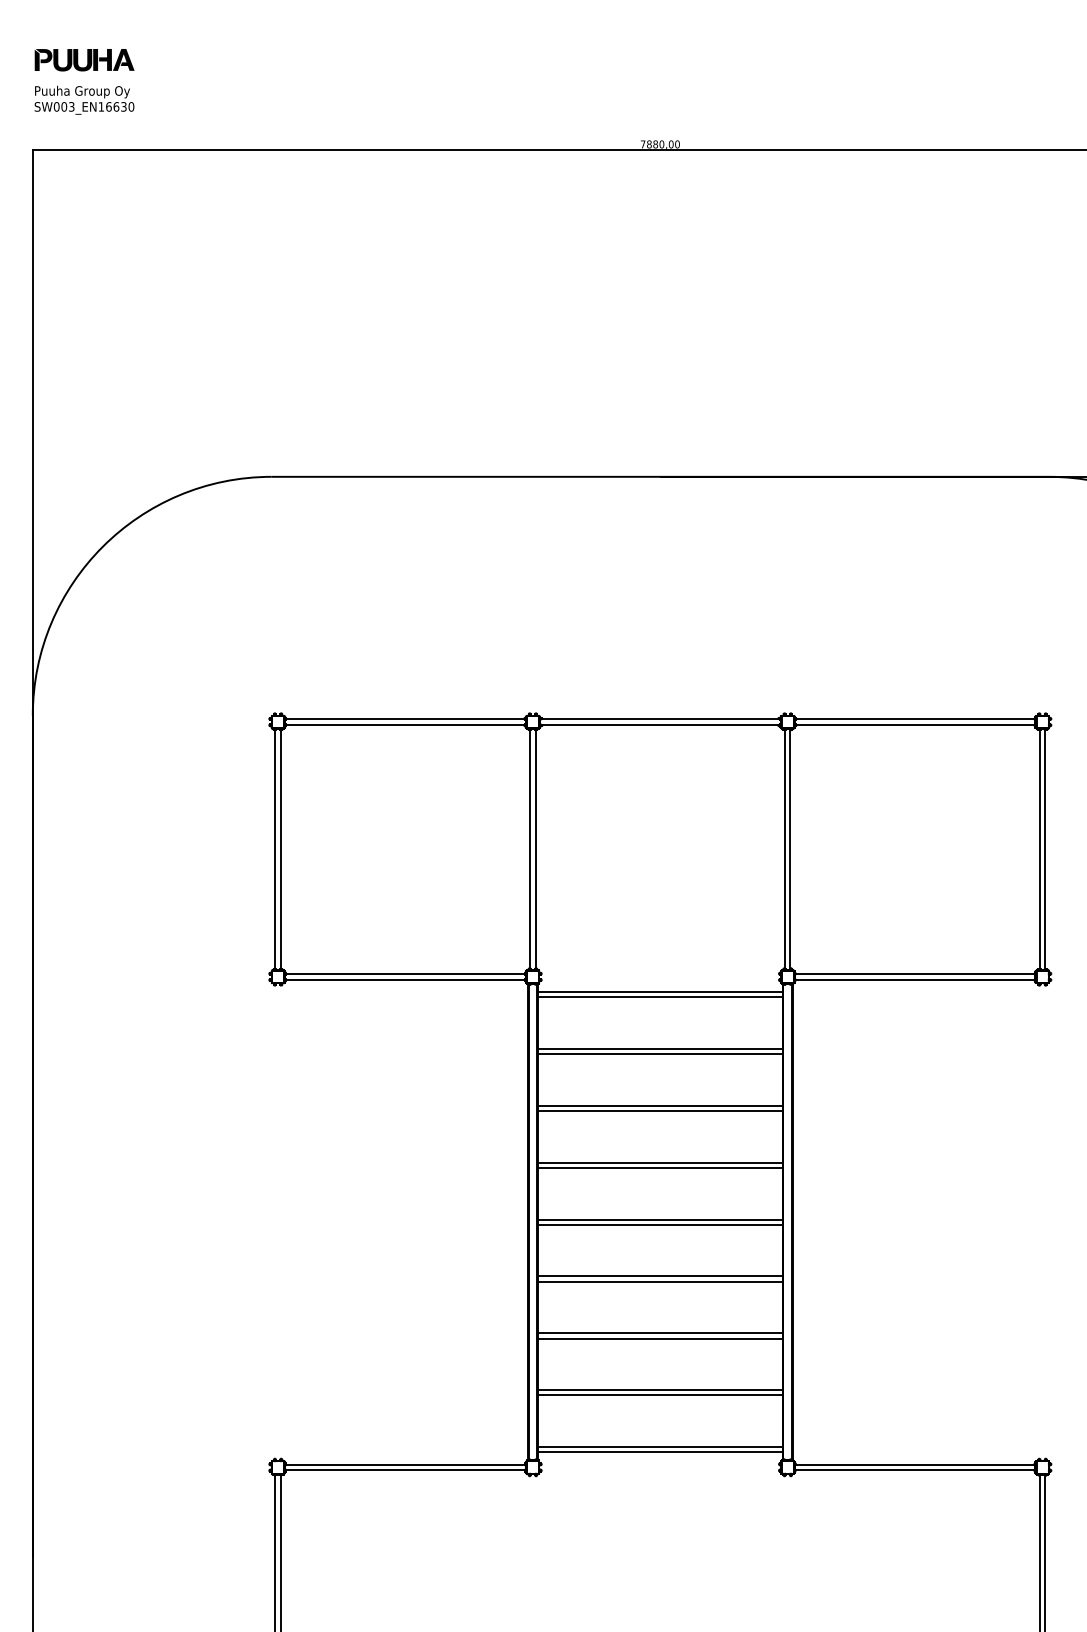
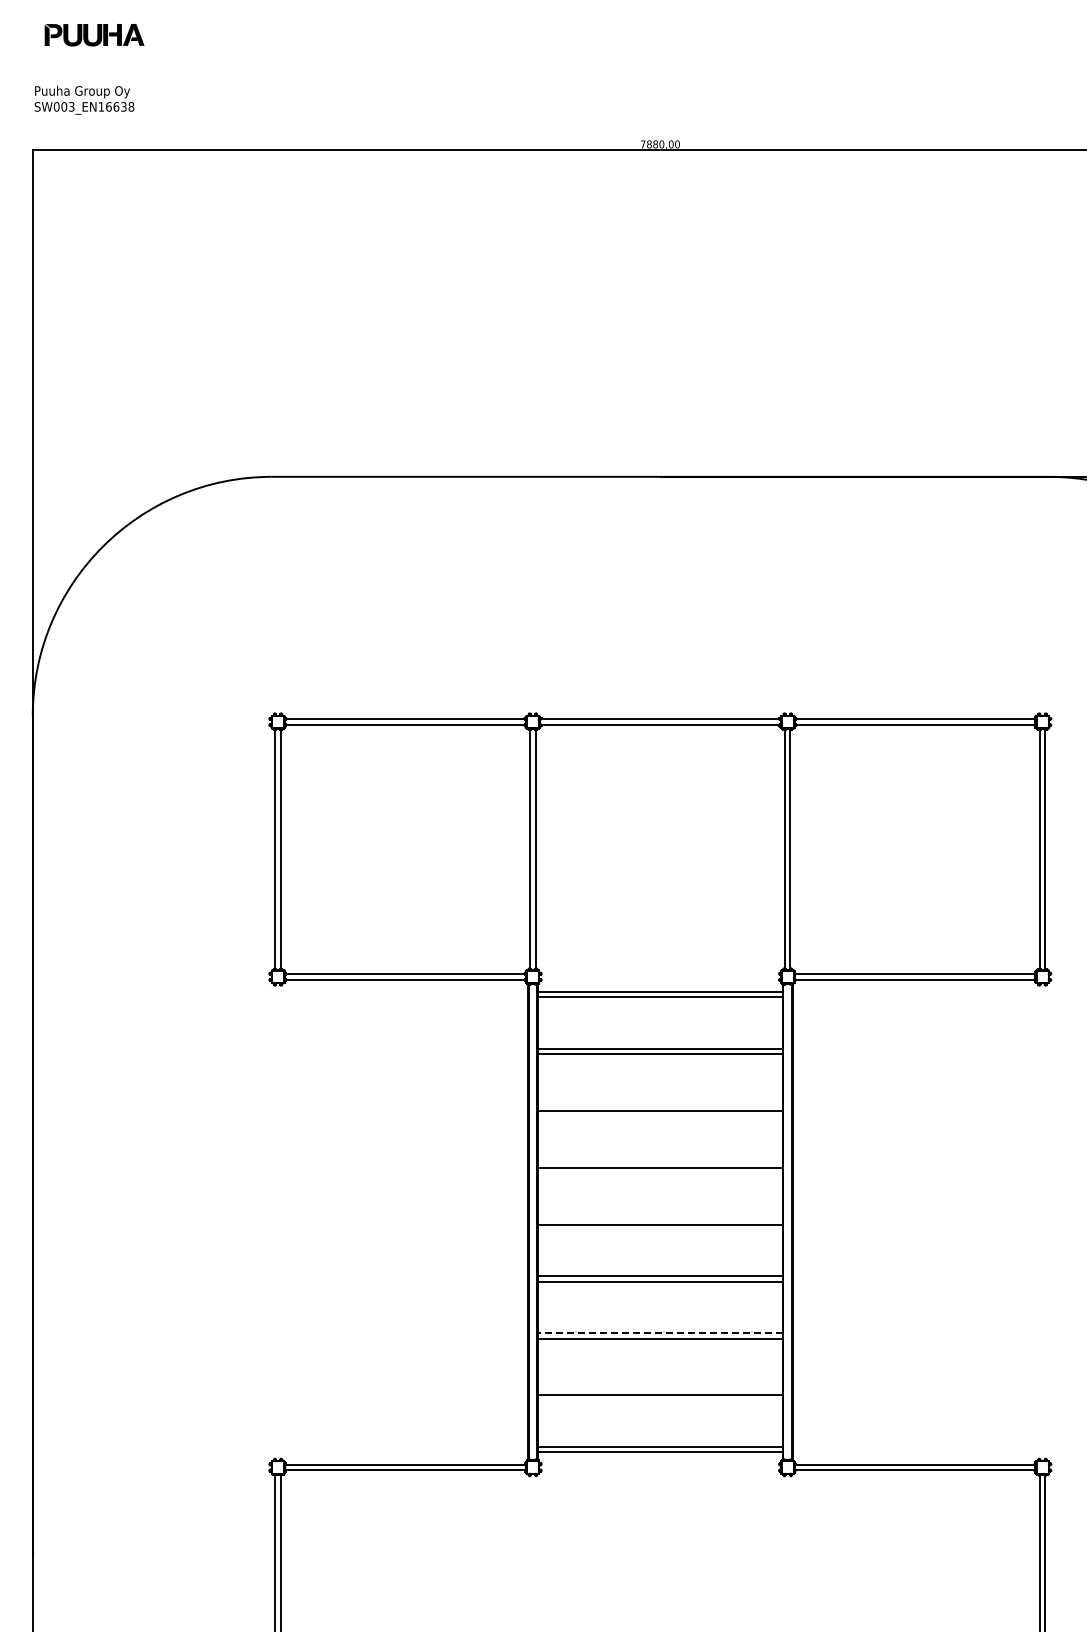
part position: (84, 60) -> (94, 35) (94, 35)
text: SW003_EN16630 -> SW003_EN16638 (131, 106)
line: present -> none (659, 1105)
line: present -> none (659, 1162)
line: present -> none (659, 1219)
line: solid -> dashed (660, 1333)
line: present -> none (659, 1390)
